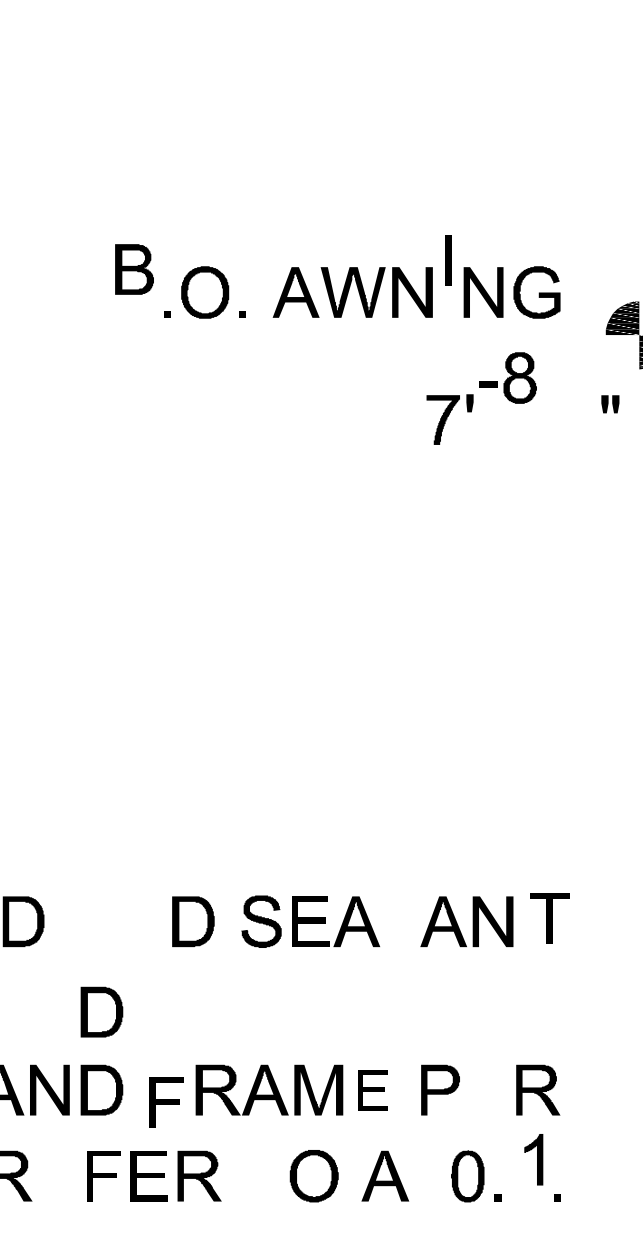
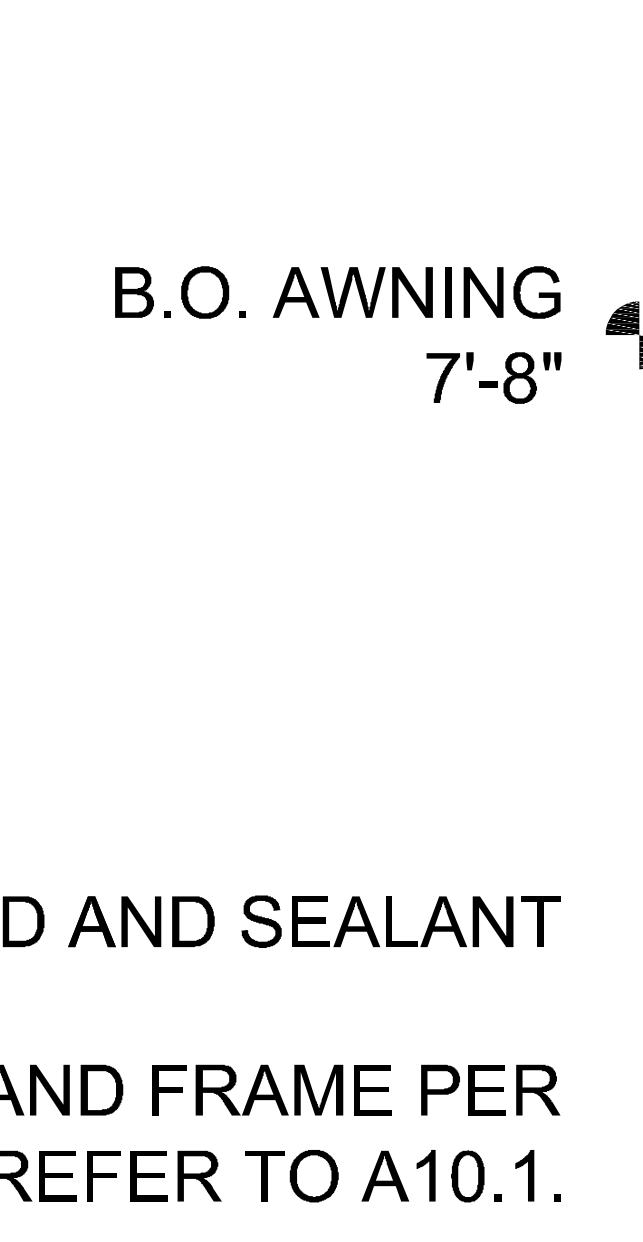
part position: (448, 260) -> (448, 292) (448, 292)
part position: (134, 269) -> (134, 292) (134, 292)
part position: (610, 404) -> (552, 361) (552, 361)
part position: (449, 419) -> (449, 377) (449, 377)
part position: (549, 918) -> (540, 921) (540, 921)
part: none -> present (121, 921)
fill: none -> present (401, 921)
part: present -> none (101, 1011)
fill: none -> present (487, 1089)
part size: 30x41 px -> 38x51 px (372, 1090)
part position: (166, 1102) -> (169, 1090) (169, 1090)
part position: (533, 1159) -> (524, 1175) (524, 1175)
fill: none -> present (58, 1175)
fill: none -> present (264, 1175)
fill: none -> present (425, 1175)
